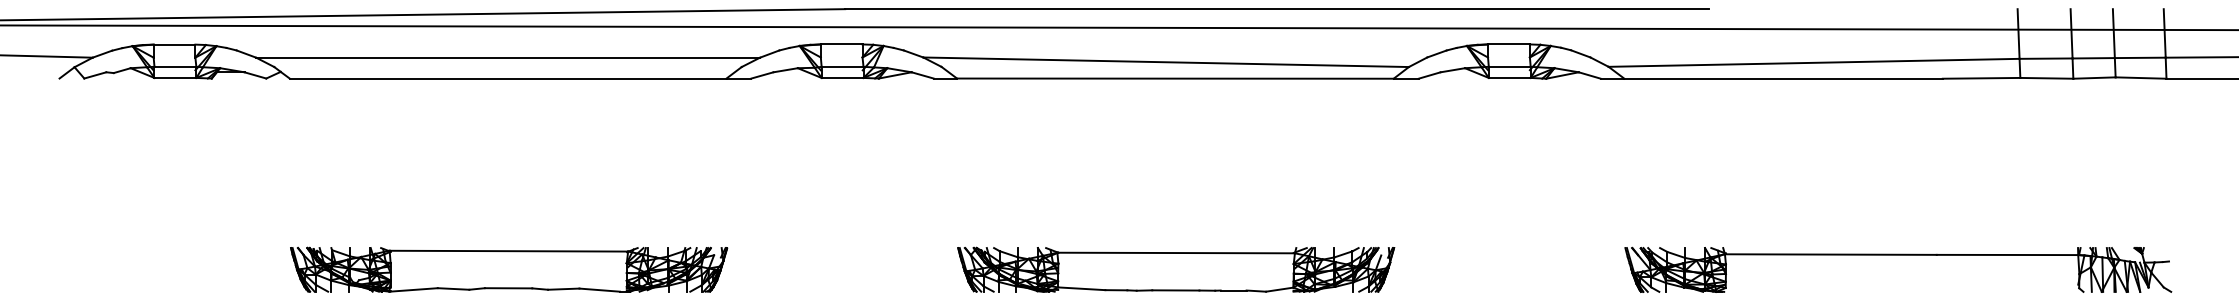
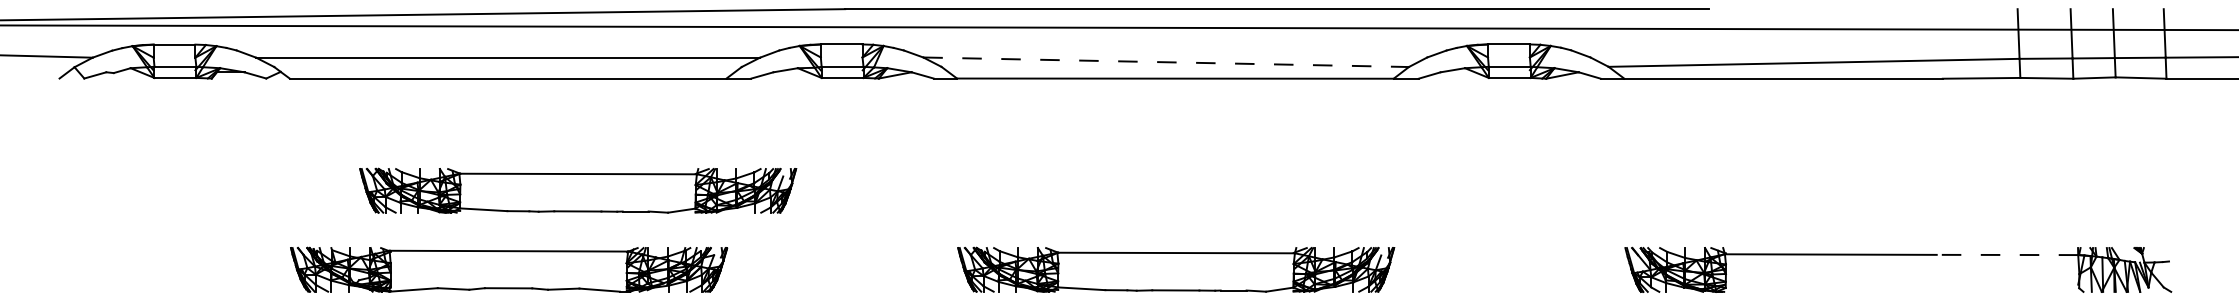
line: solid -> dashed (1166, 62)
part: none -> present (578, 190)
line: solid -> dashed (2007, 254)
